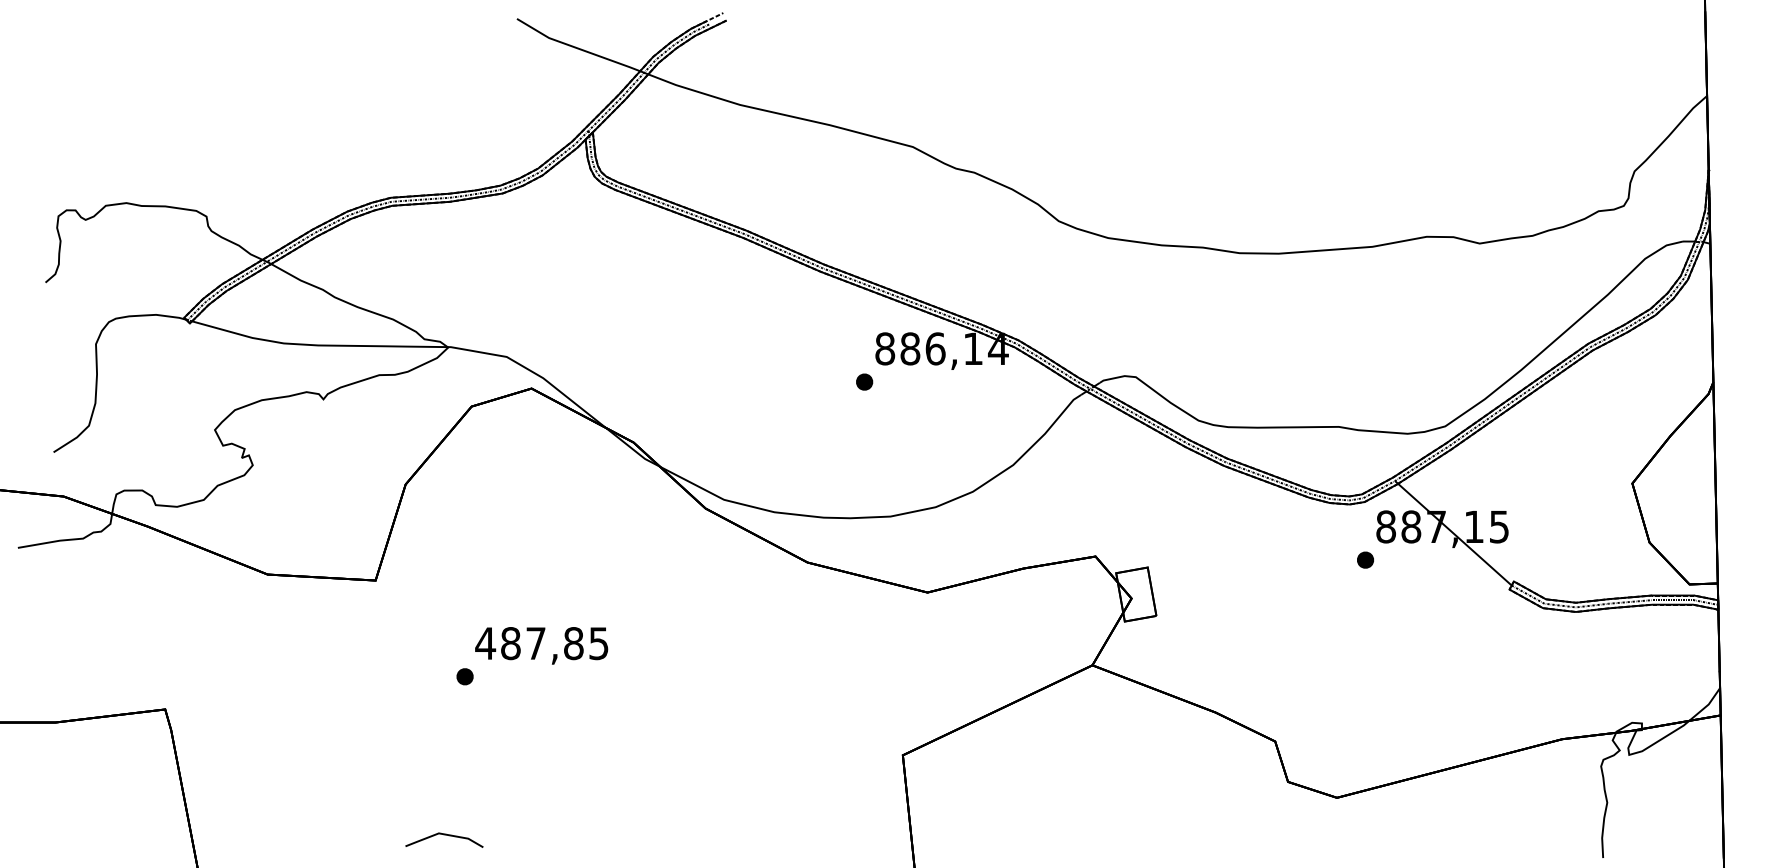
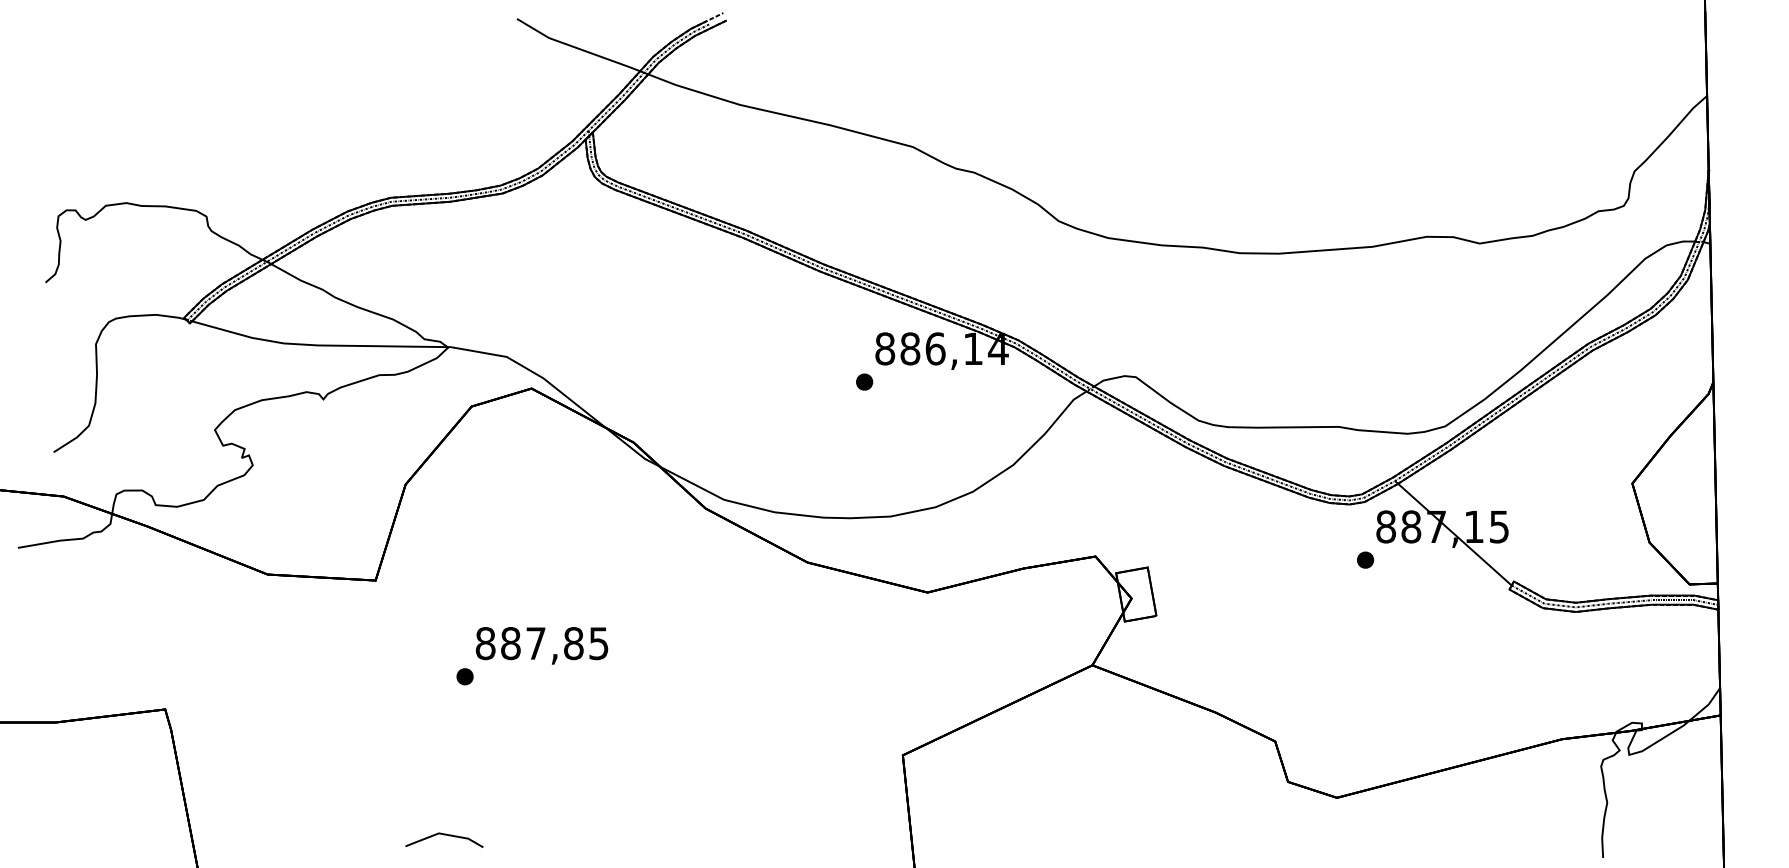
text: 487,85 -> 887,85 (485, 643)
